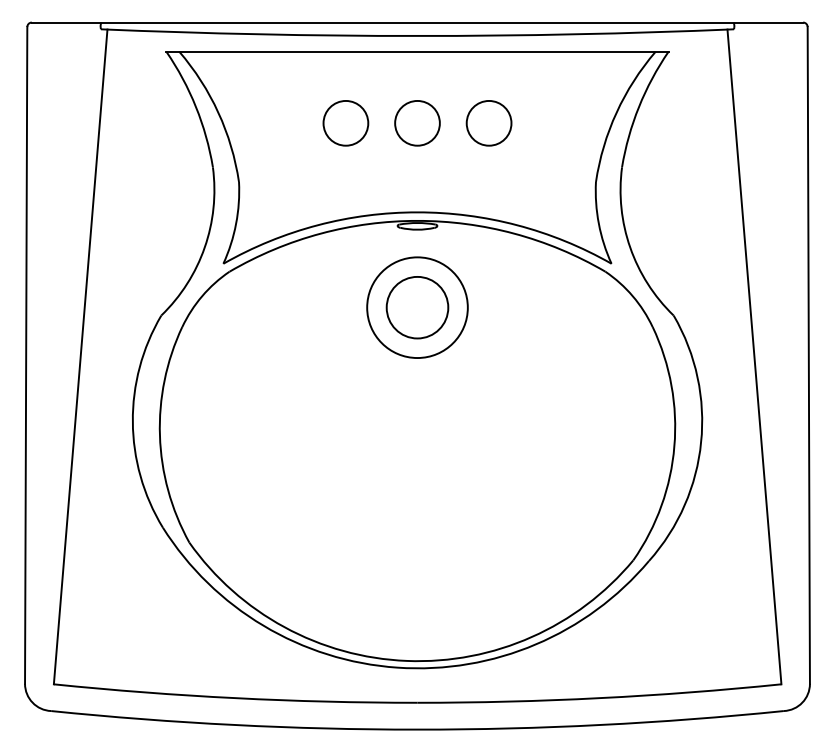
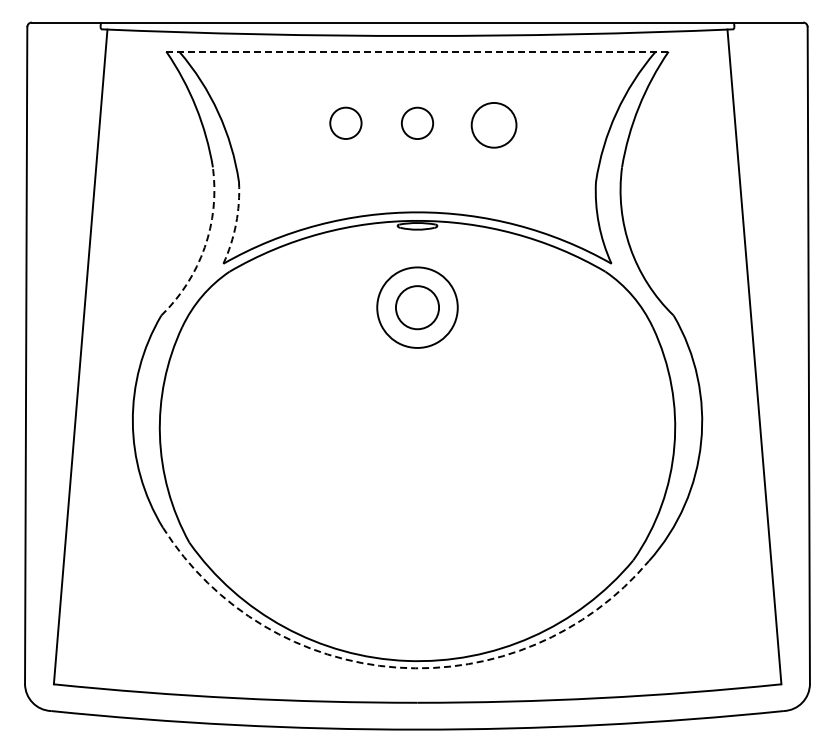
line: solid -> dashed (418, 51)
circle diameter: 45 px -> 31 px (345, 122)
circle size: 47x47 px -> 34x34 px (417, 122)
circle position: (488, 123) -> (493, 125) (493, 125)
arc: solid -> dashed (236, 223)
arc: solid -> dashed (204, 247)
circle diameter: 101 px -> 81 px (417, 307)
circle diameter: 62 px -> 43 px (417, 307)
arc: solid -> dashed (397, 667)
